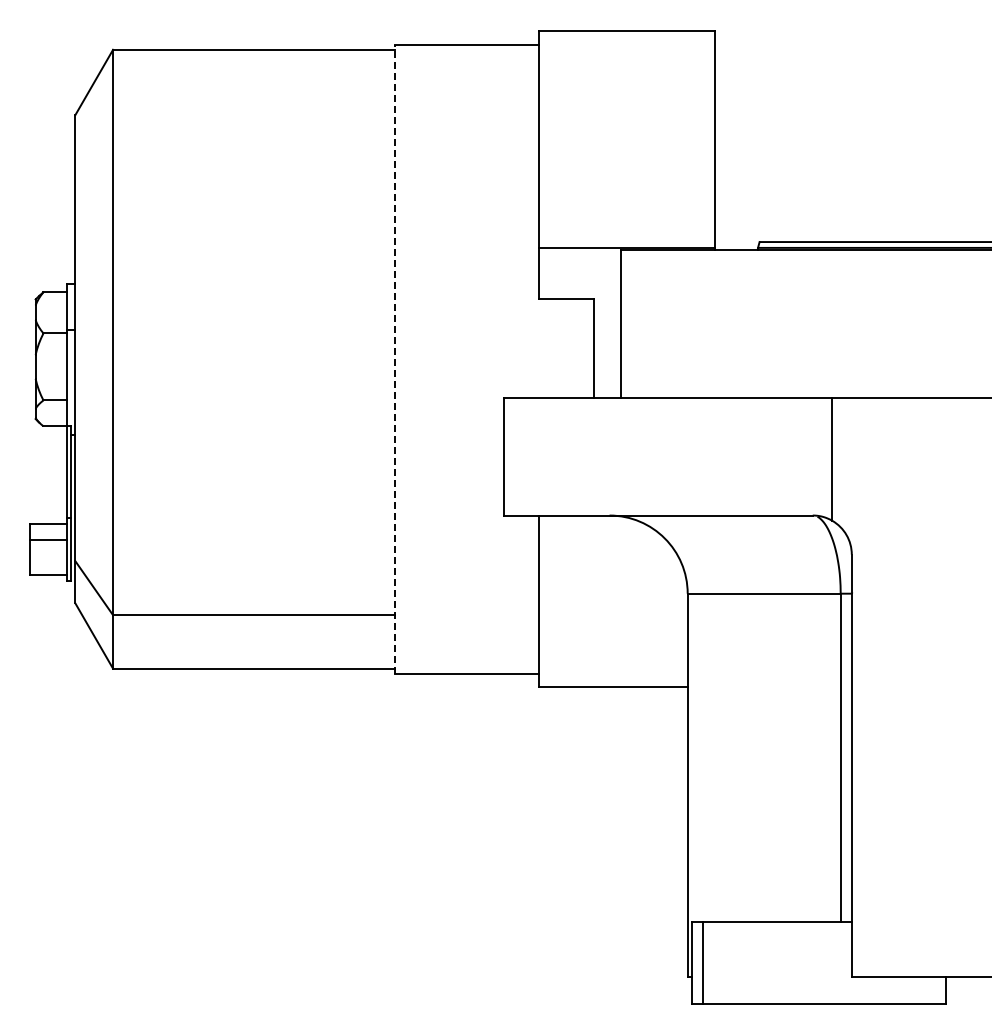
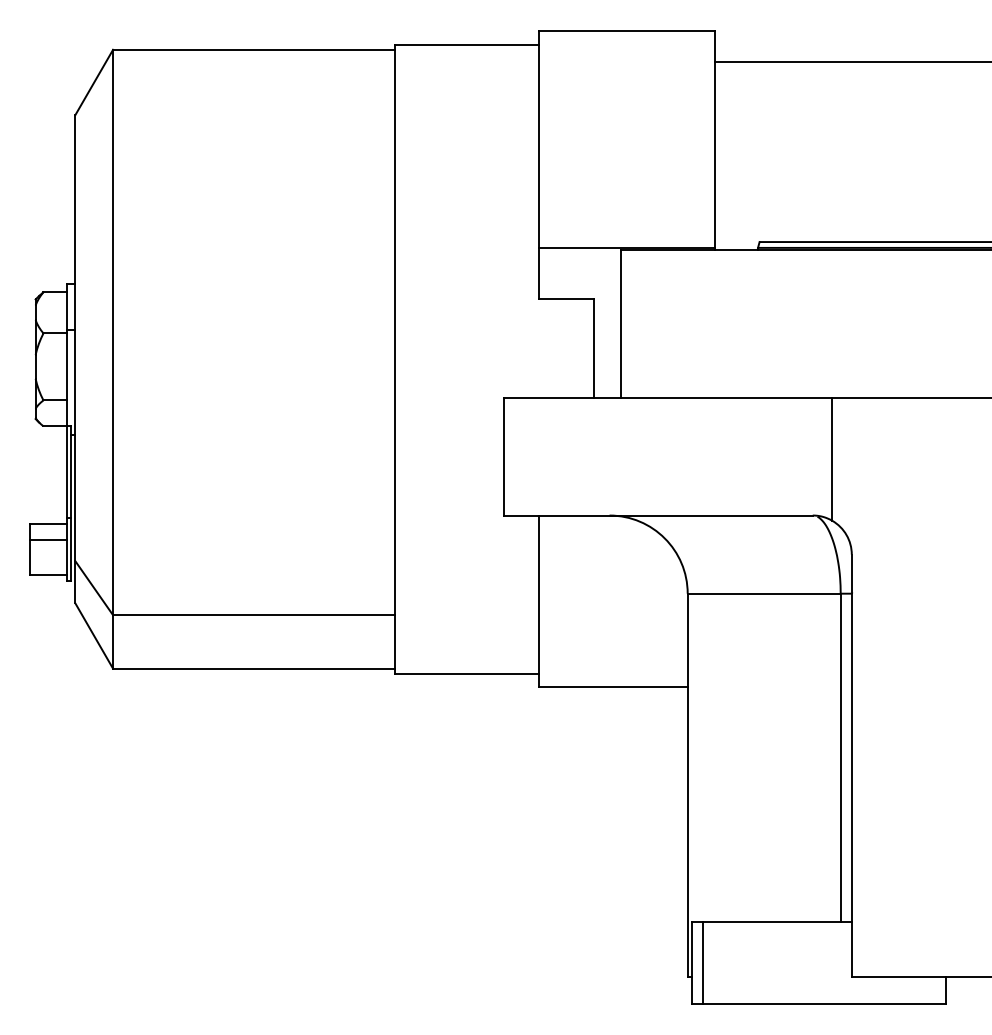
line: none -> present (851, 62)
line: dashed -> solid (394, 359)
